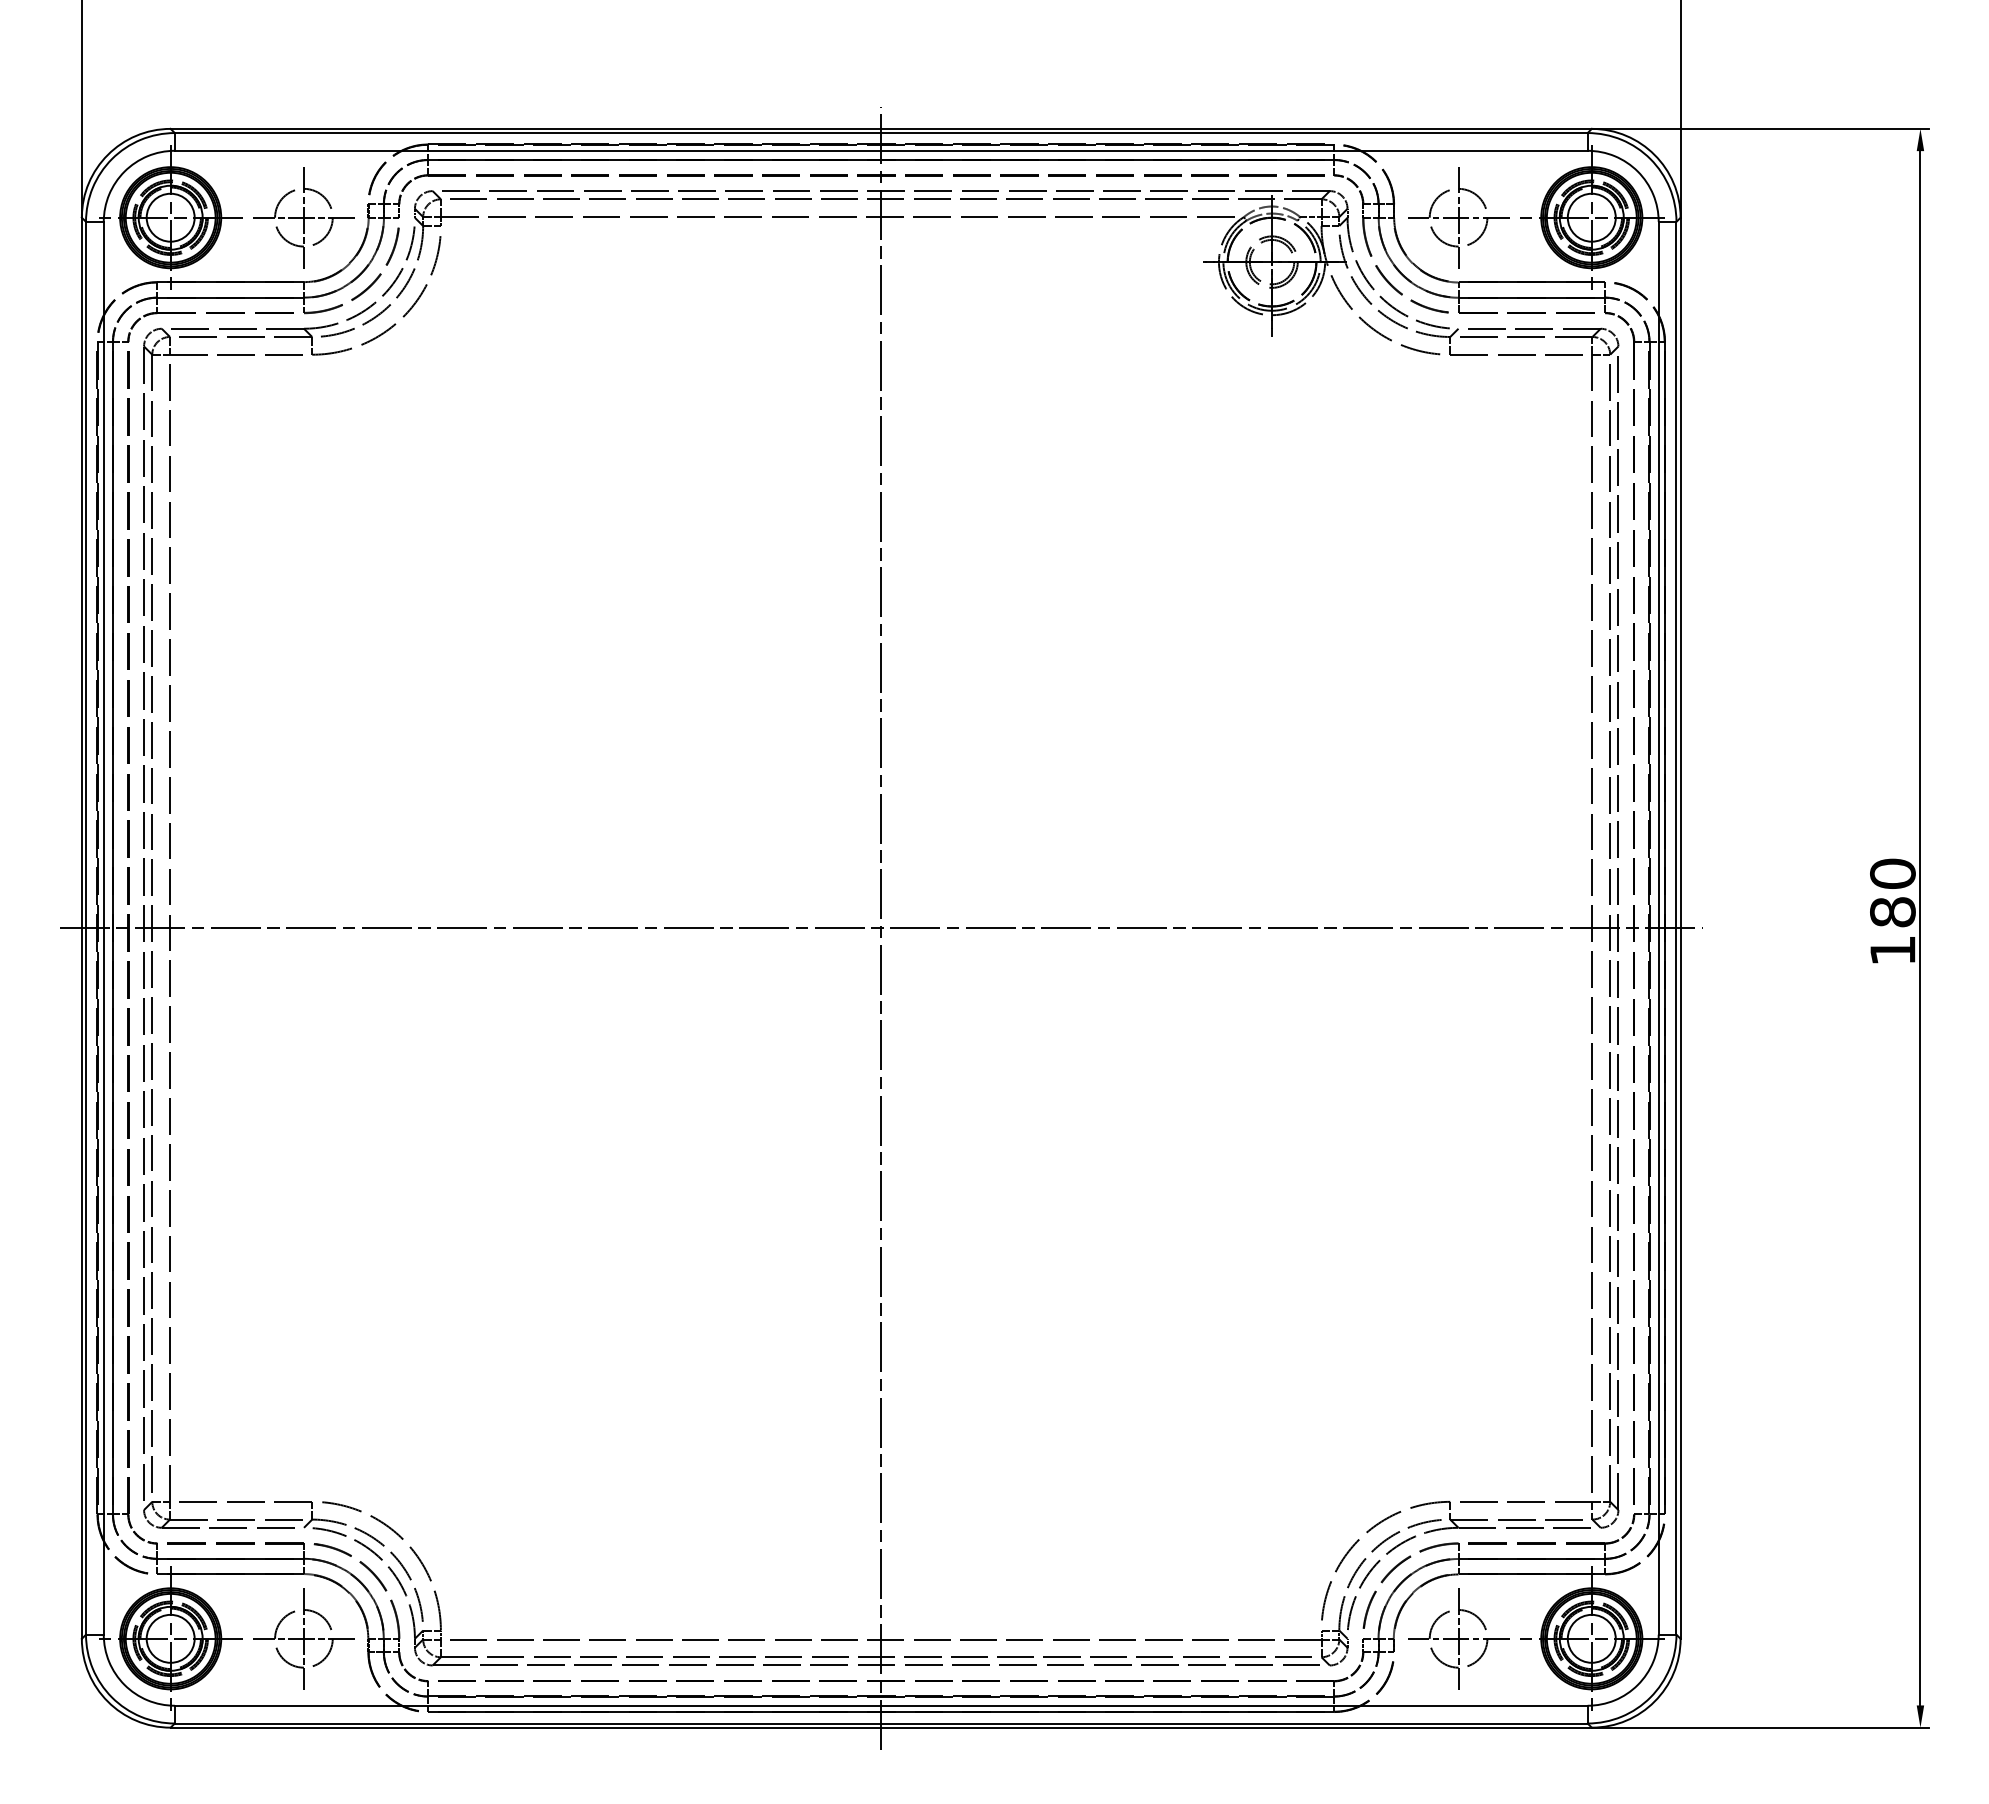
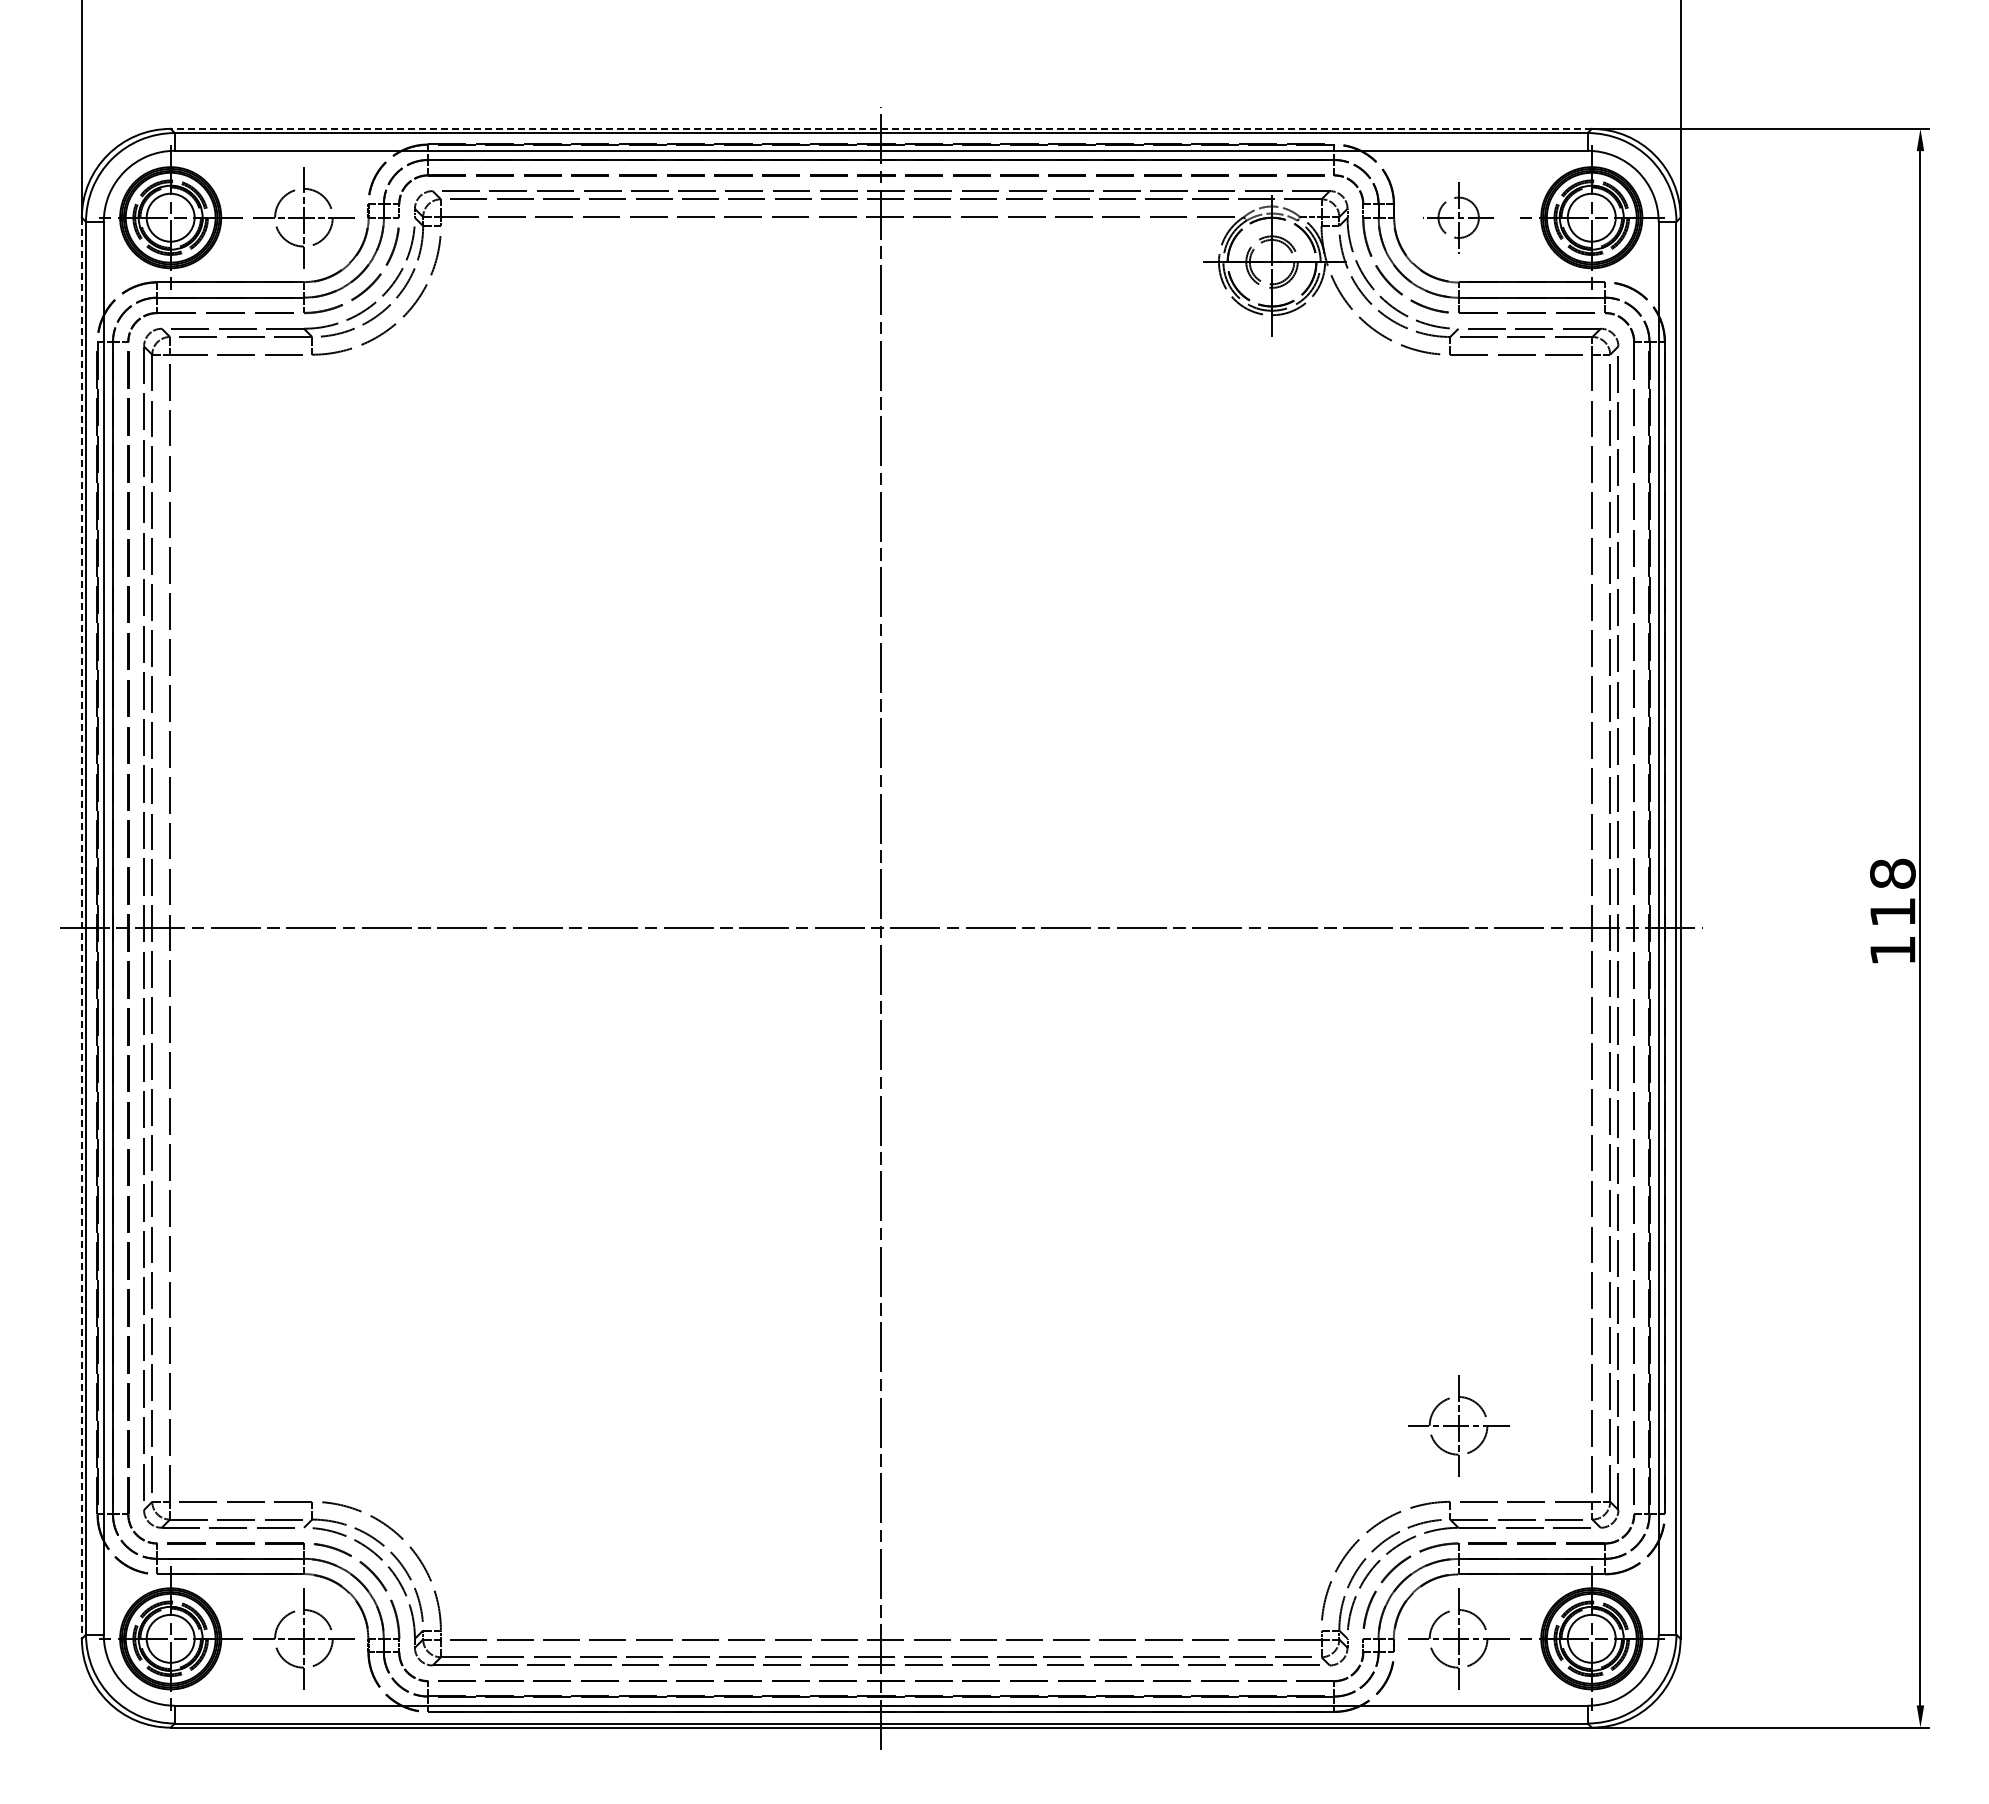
line: solid -> dashed (881, 128)
part size: 102x102 px -> 71x72 px (1458, 217)
text: 180 -> 118 (1892, 892)
line: solid -> dashed (81, 928)
part: none -> present (1458, 1425)
